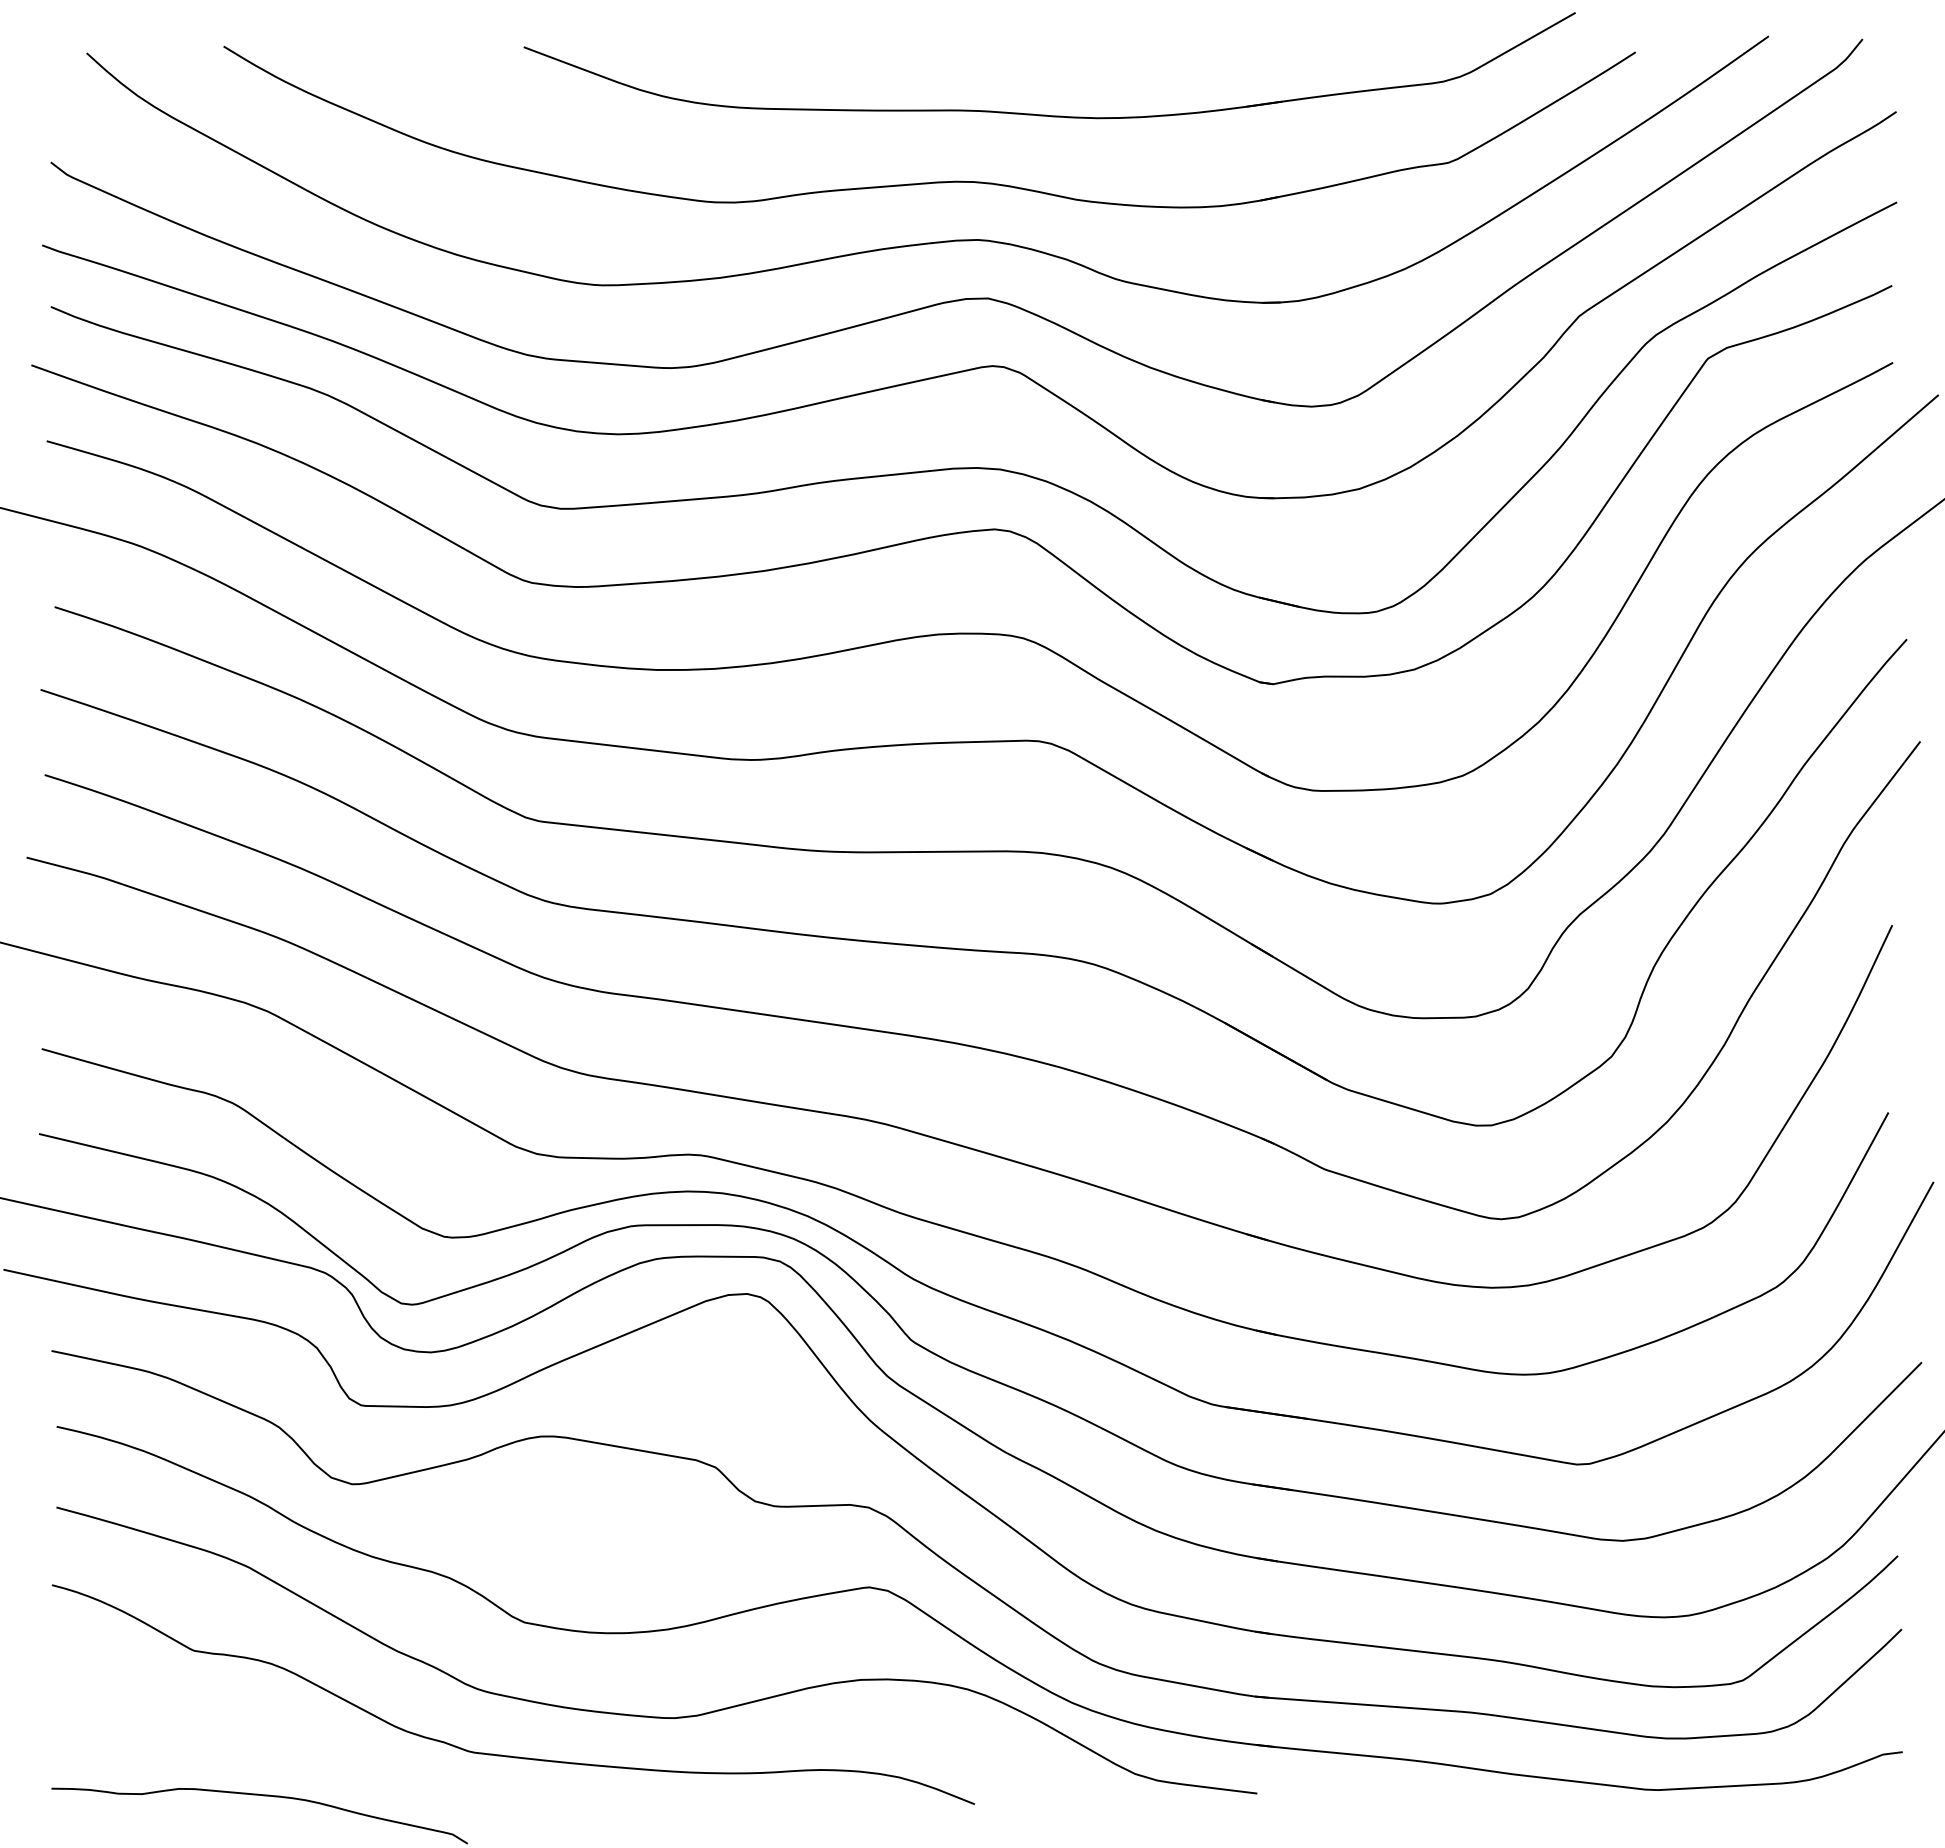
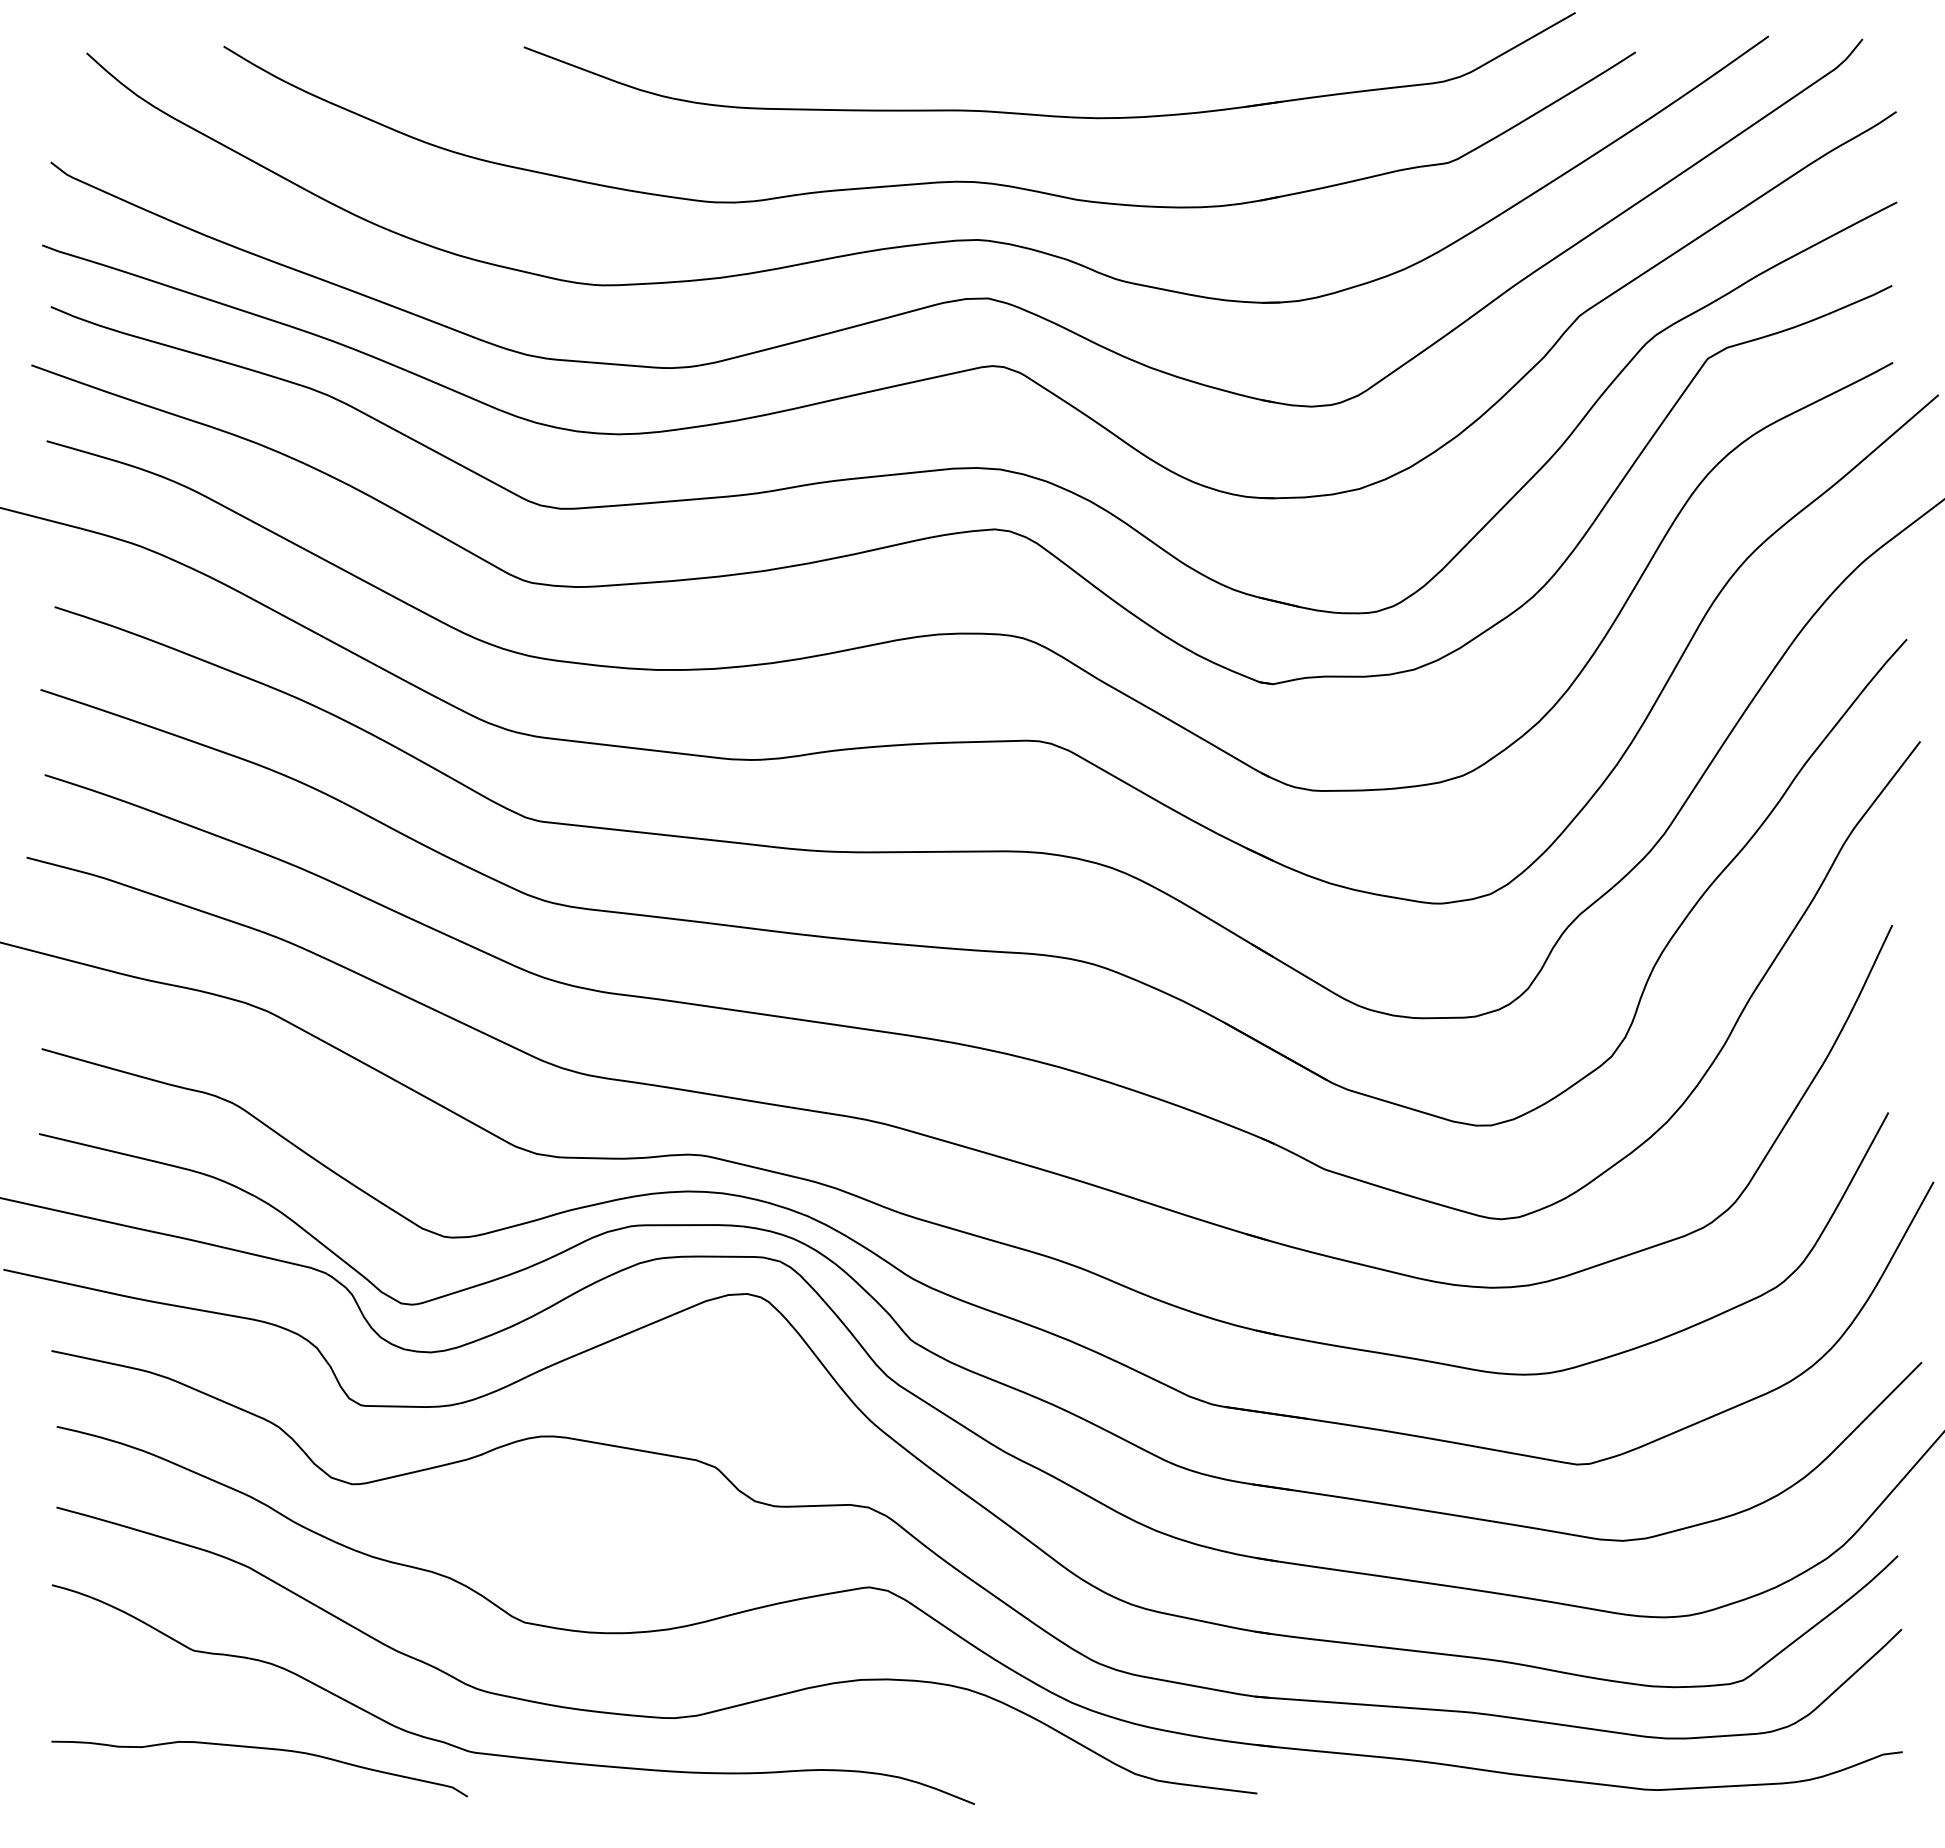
curve position: (263, 1796) -> (263, 1749) (263, 1749)
